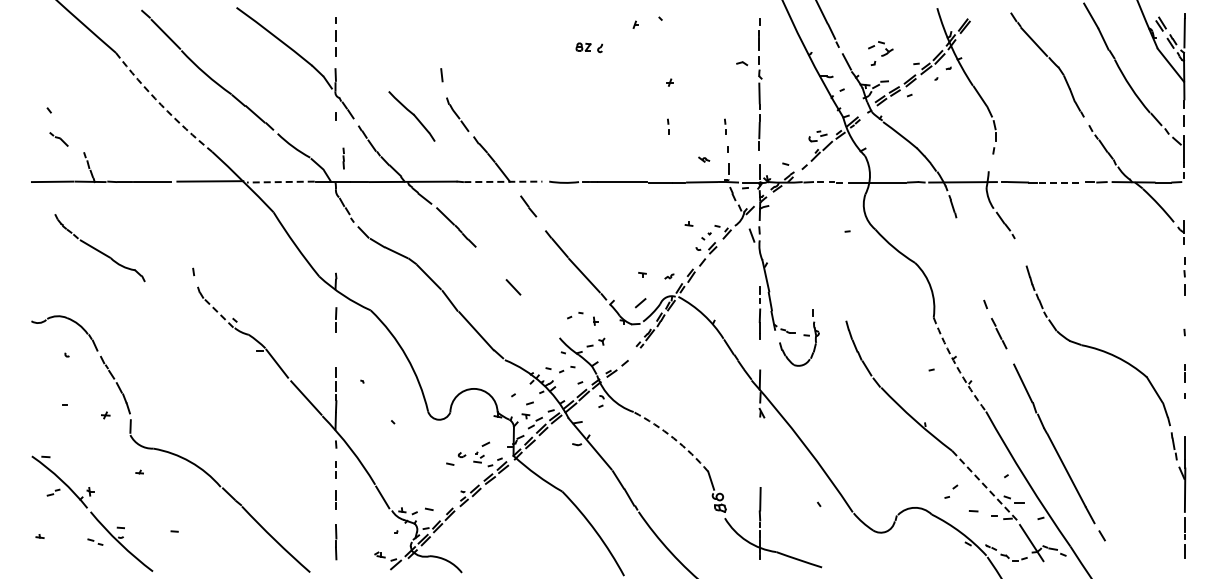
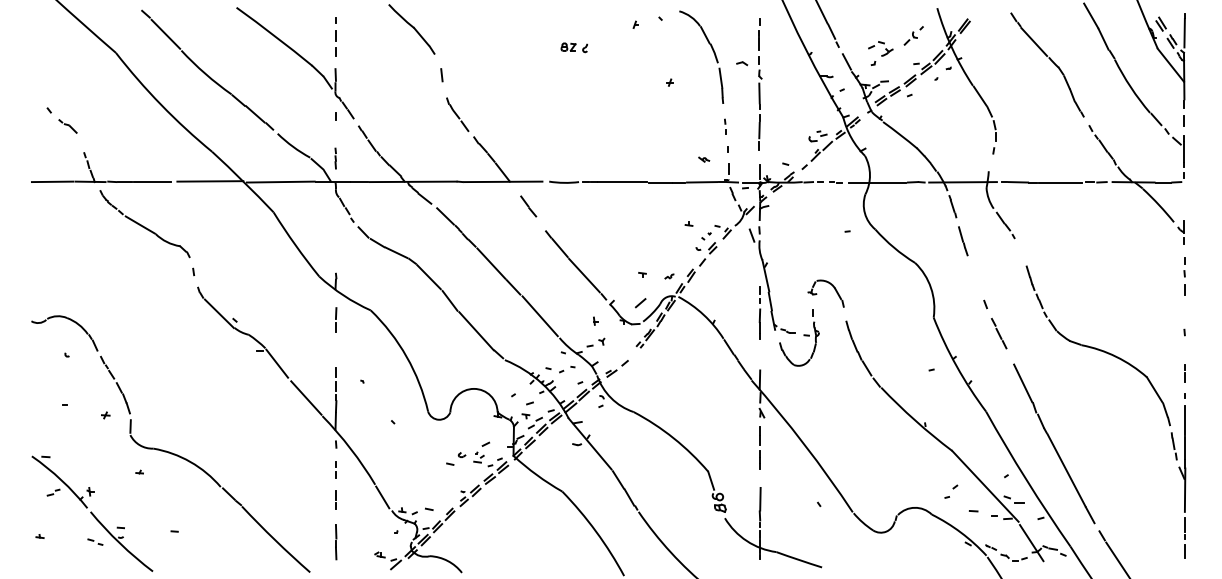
part: none -> present (913, 35)
part position: (588, 47) -> (573, 47) (573, 47)
part: none -> present (713, 53)
arc: dashed -> solid (161, 105)
part position: (411, 116) -> (411, 29) (411, 29)
part: present -> none (668, 126)
part position: (58, 139) -> (67, 126) (67, 126)
line position: (343, 158) -> (335, 158) (335, 158)
line: dashed -> solid (503, 181)
line: dashed -> solid (280, 182)
line: dashed -> solid (1060, 182)
line: none -> present (963, 241)
part position: (99, 248) -> (144, 224) (144, 224)
line: none -> present (491, 263)
part: none -> present (817, 294)
line: dashed -> solid (219, 314)
part: present -> none (575, 315)
line: none -> present (539, 316)
arc: dashed -> solid (956, 366)
line: none -> present (1184, 420)
arc: dashed -> solid (673, 438)
line: none -> present (759, 445)
line: dashed -> solid (985, 486)
line: none -> present (1116, 558)
